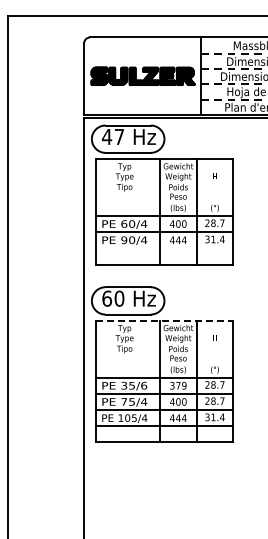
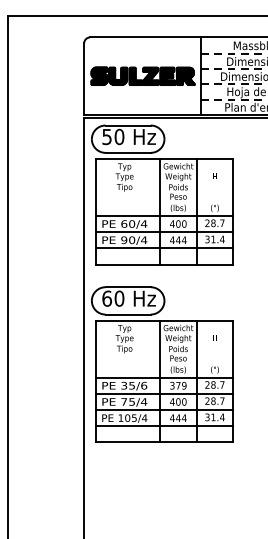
text: 47 -> 50 (112, 136)
line: none -> present (164, 248)
line: dashed -> solid (164, 320)
